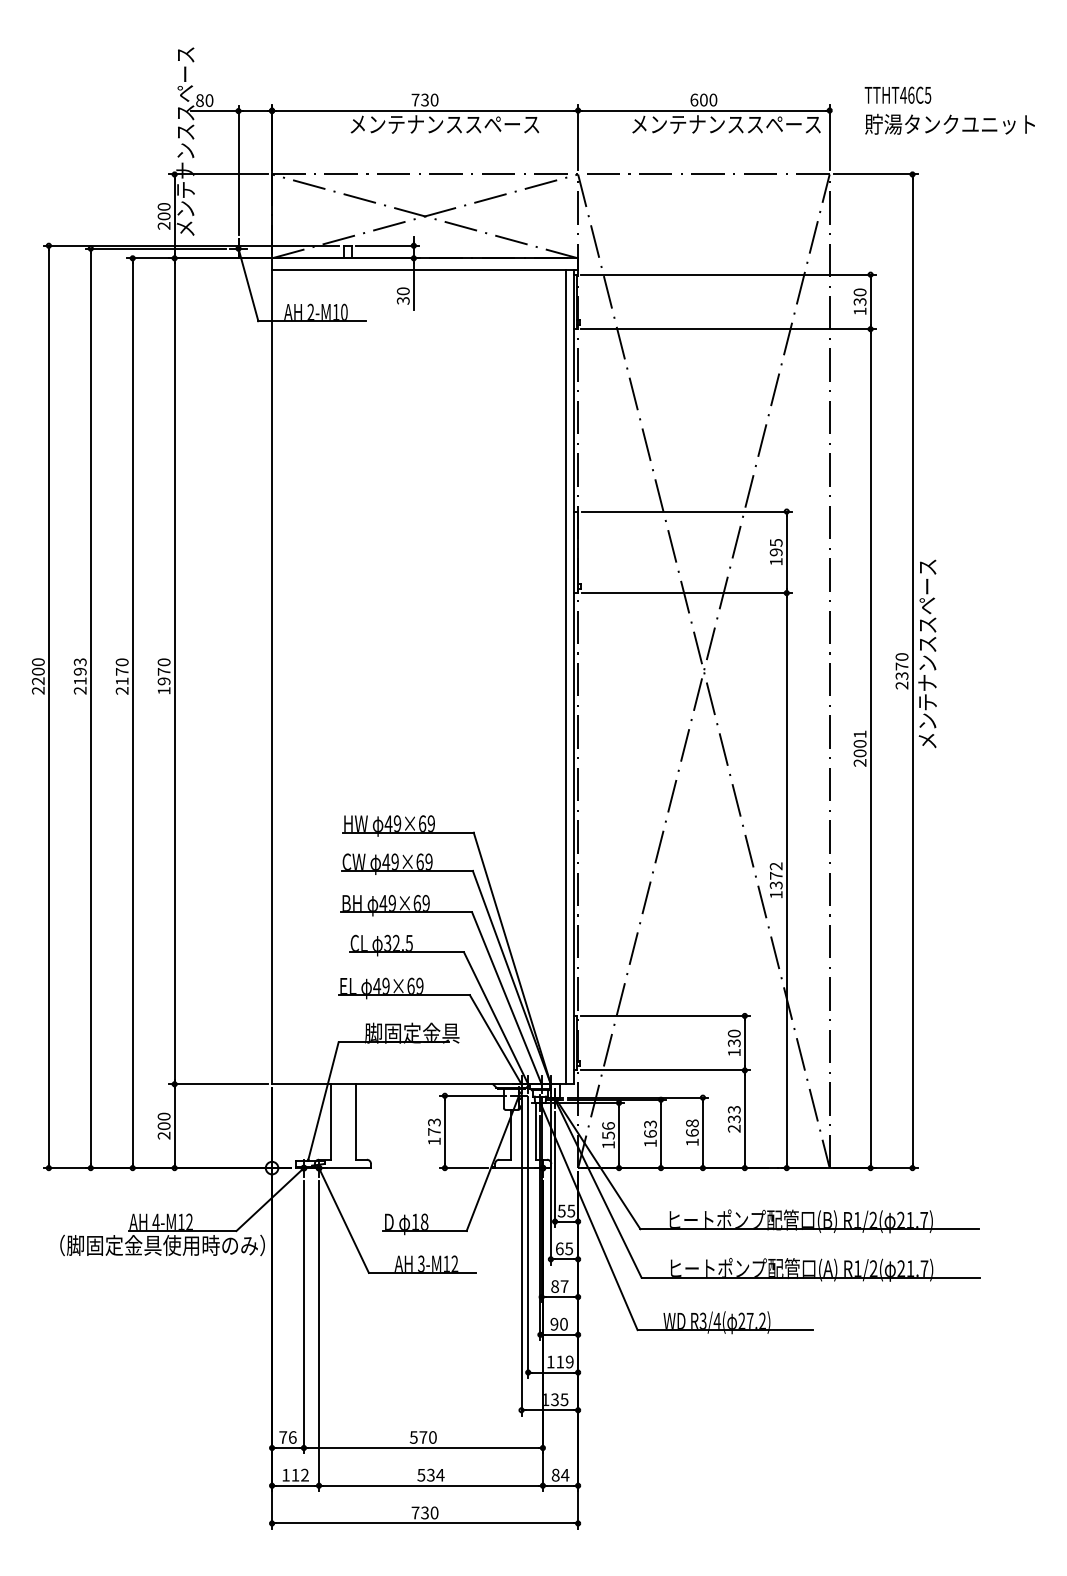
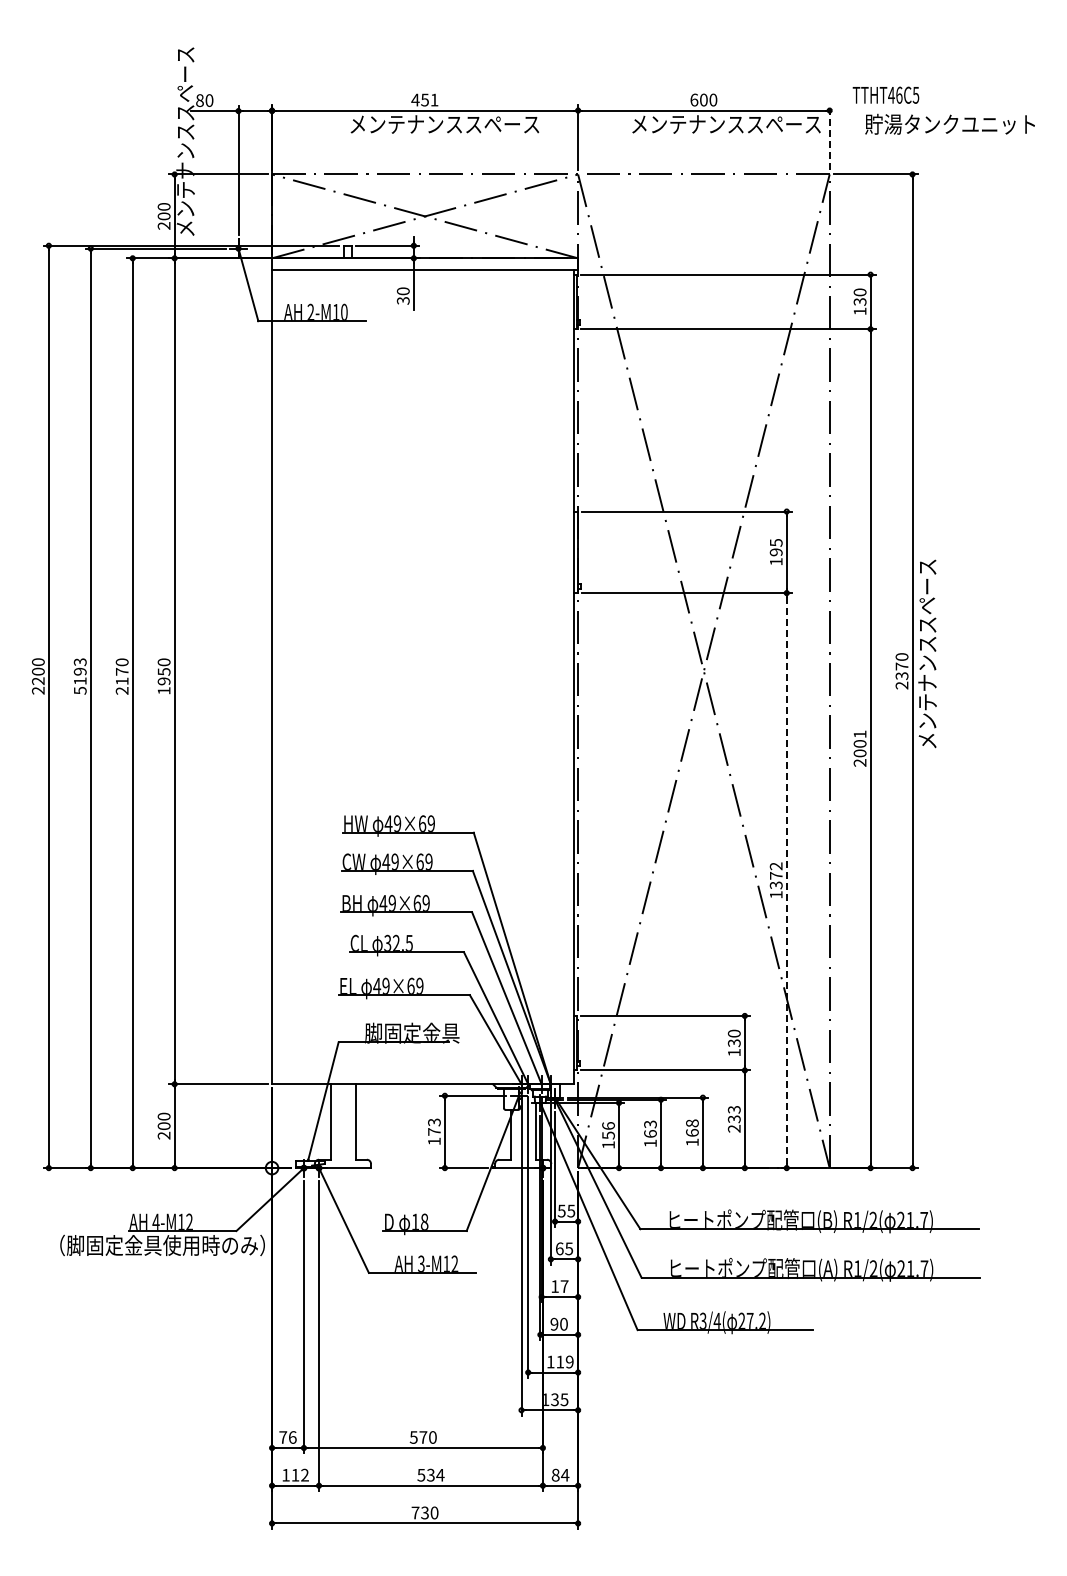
text position: (897, 94) -> (885, 94) (885, 94)
text: 730 -> 451 (424, 99)
line: solid -> dashed (829, 137)
text: 1970 -> 1950 (164, 671)
line: present -> none (565, 676)
text: 2193 -> 5193 (79, 690)
line: solid -> dashed (786, 881)
text: 87 -> 17 (554, 1286)
